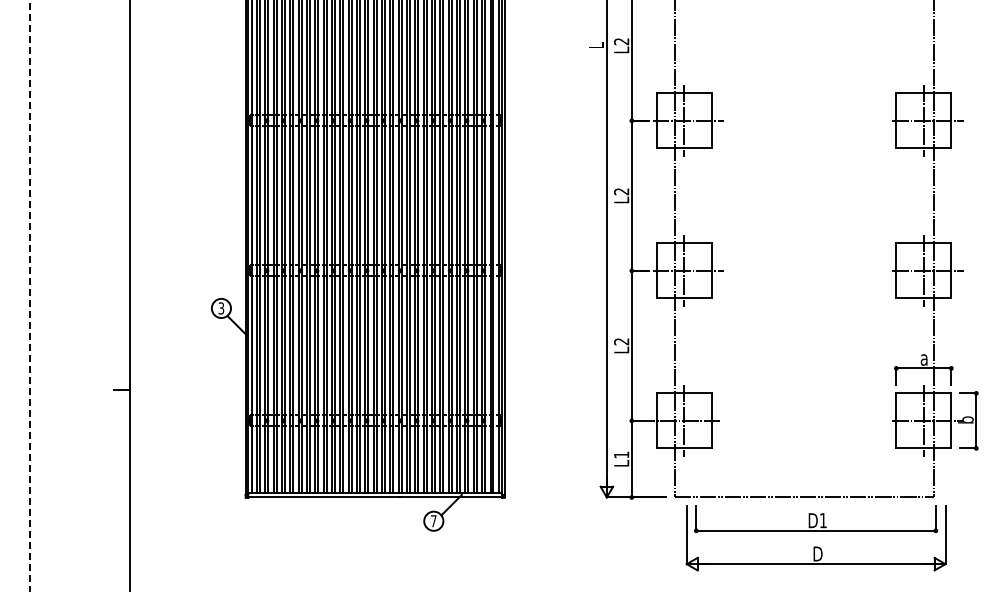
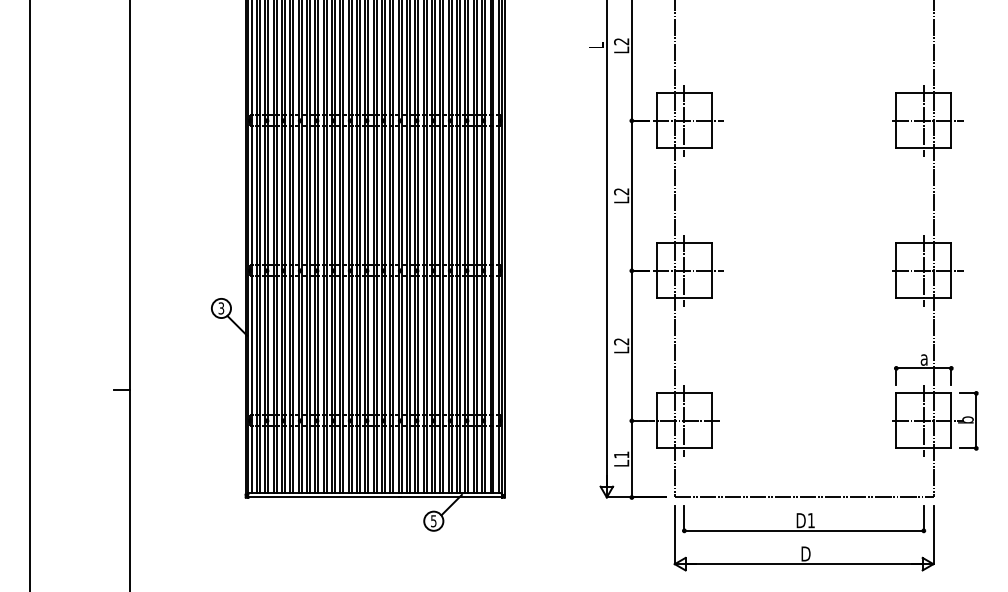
line: dashed -> solid (30, 296)
text: 7 -> 5 (433, 521)
part position: (815, 531) -> (803, 531) (803, 531)
